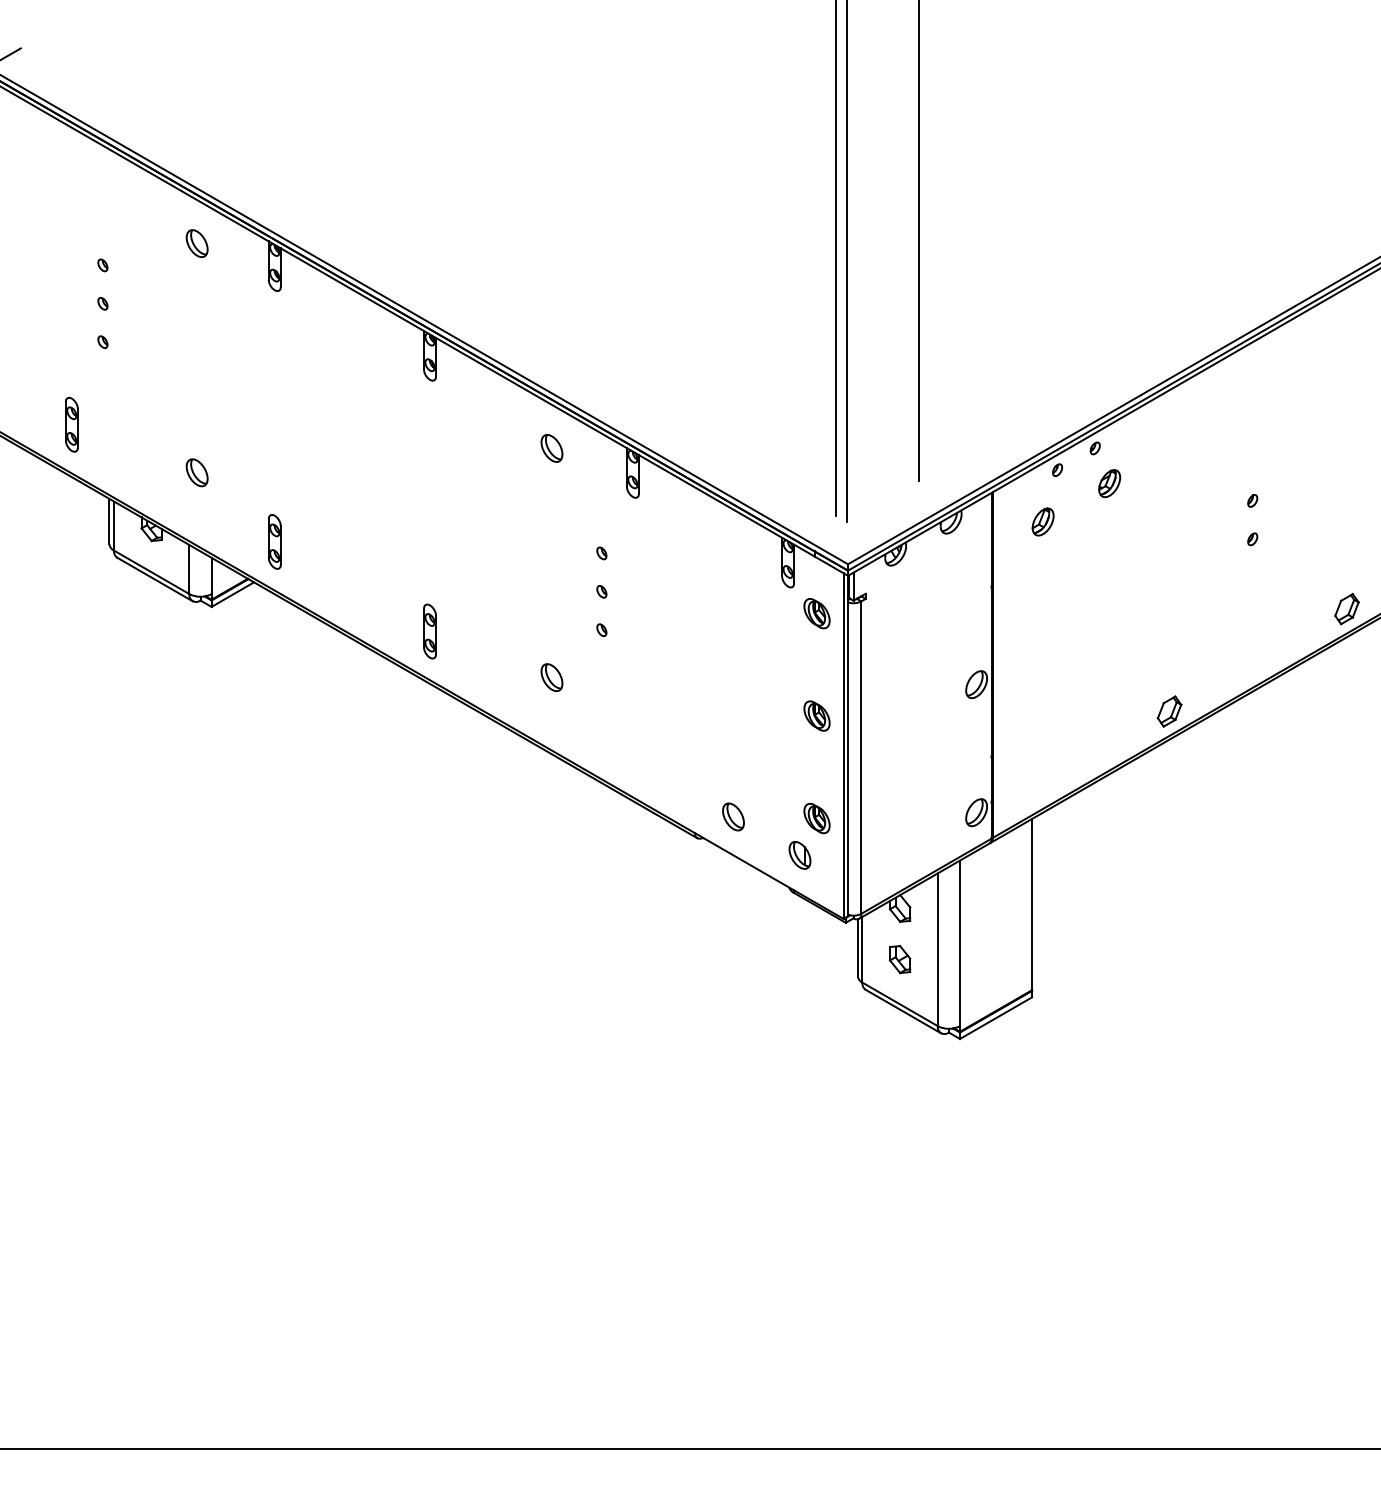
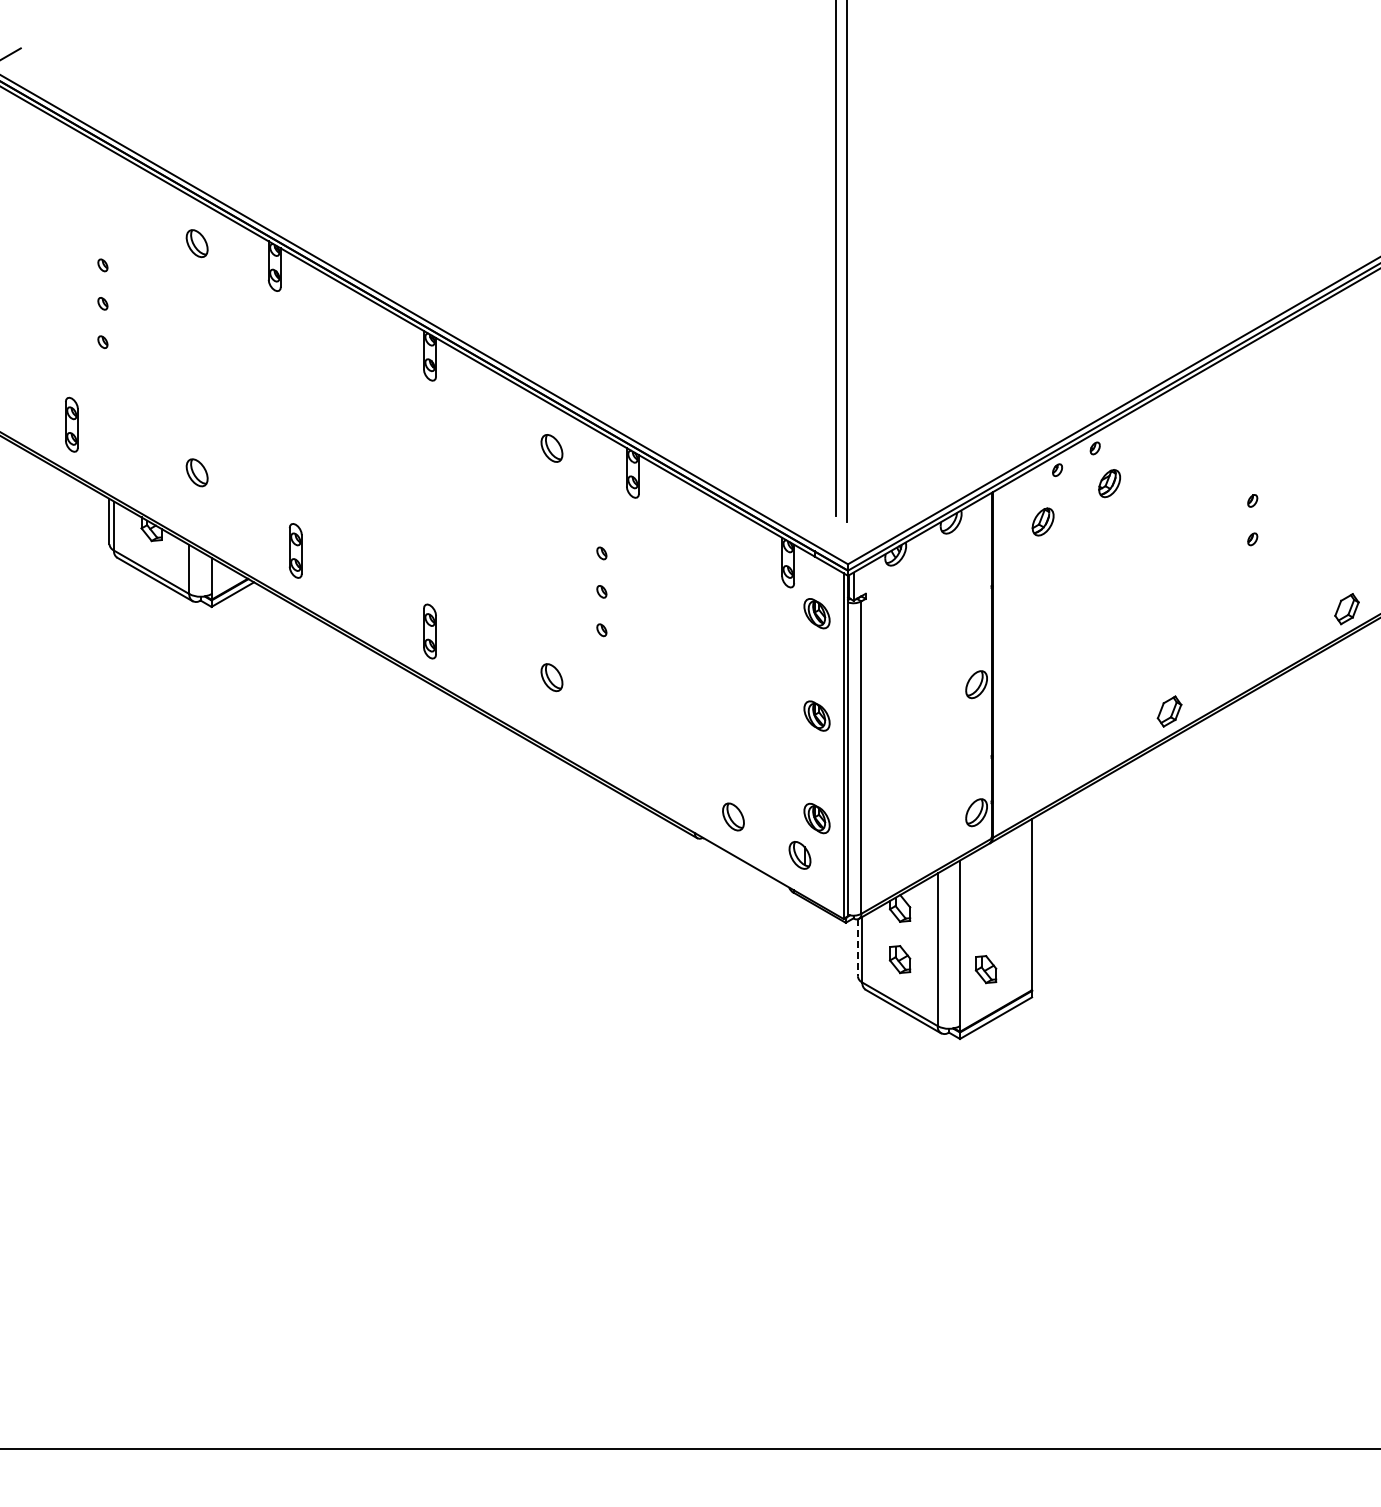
line: present -> none (919, 241)
part position: (274, 541) -> (295, 550) (295, 550)
line: solid -> dashed (857, 948)
part: none -> present (985, 969)
